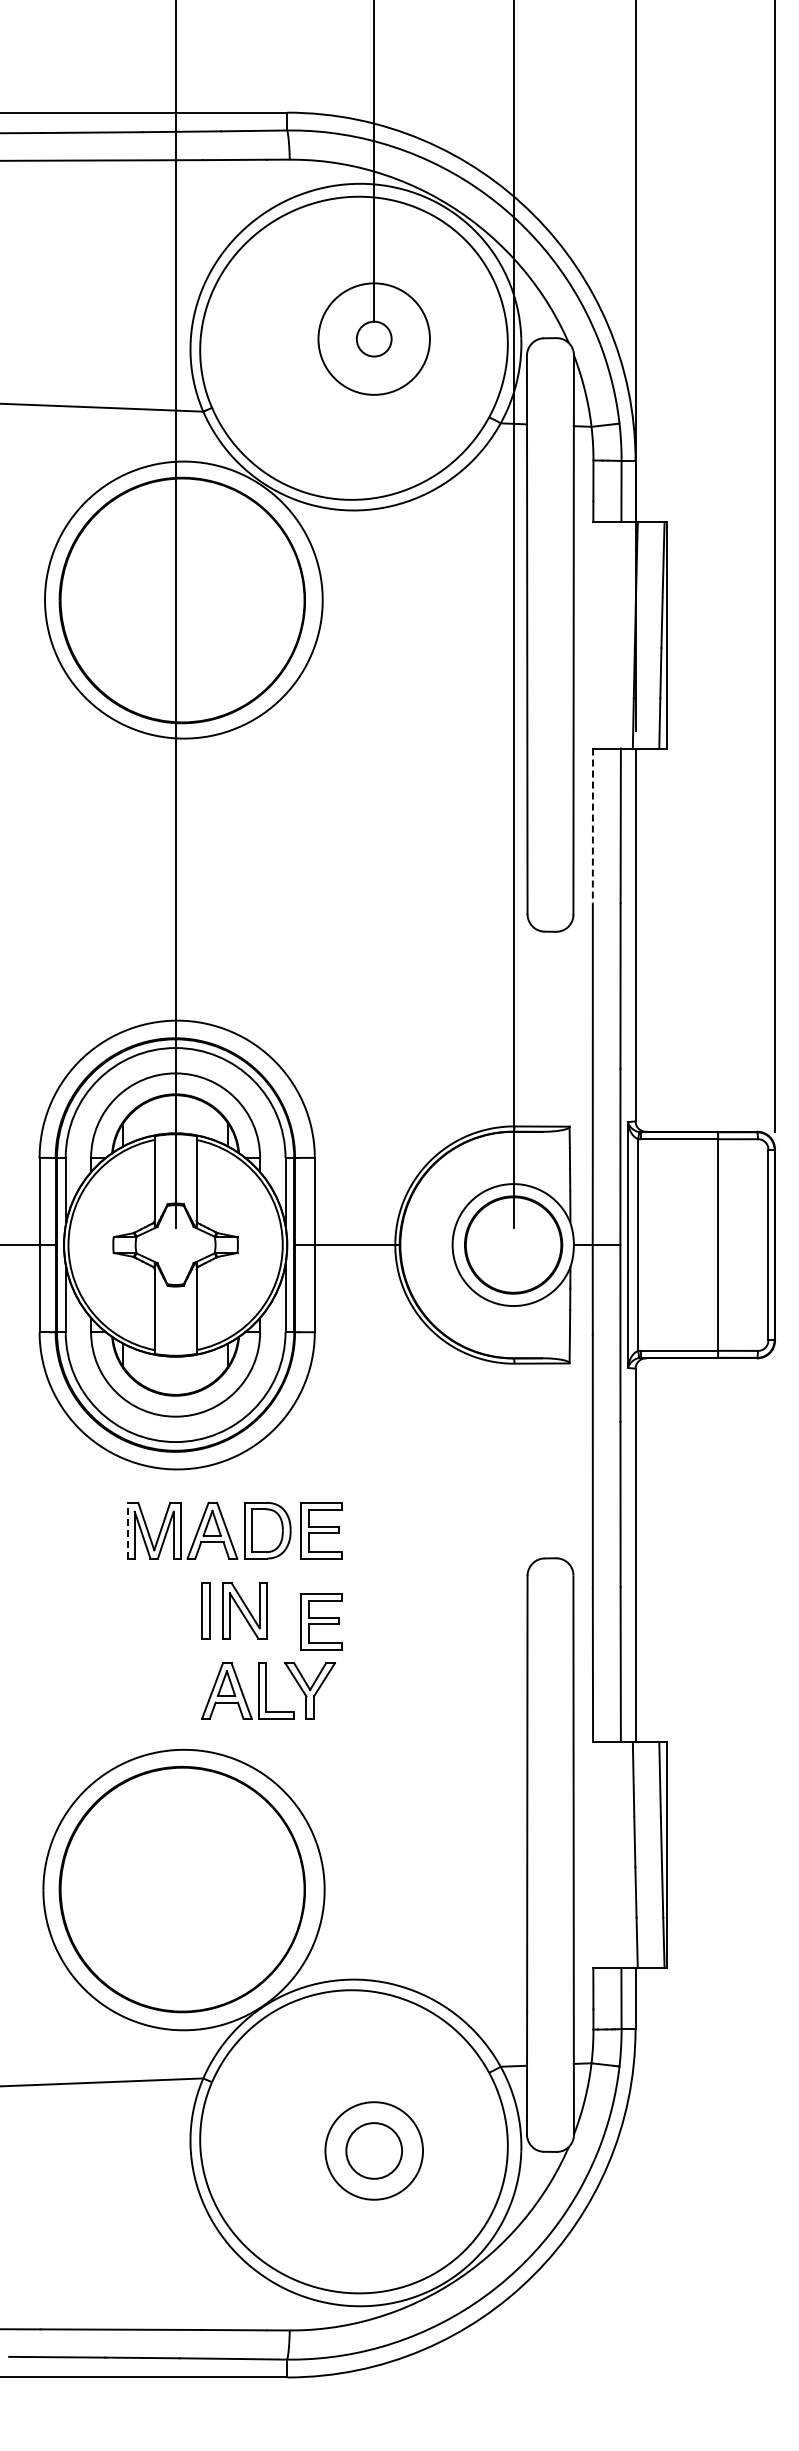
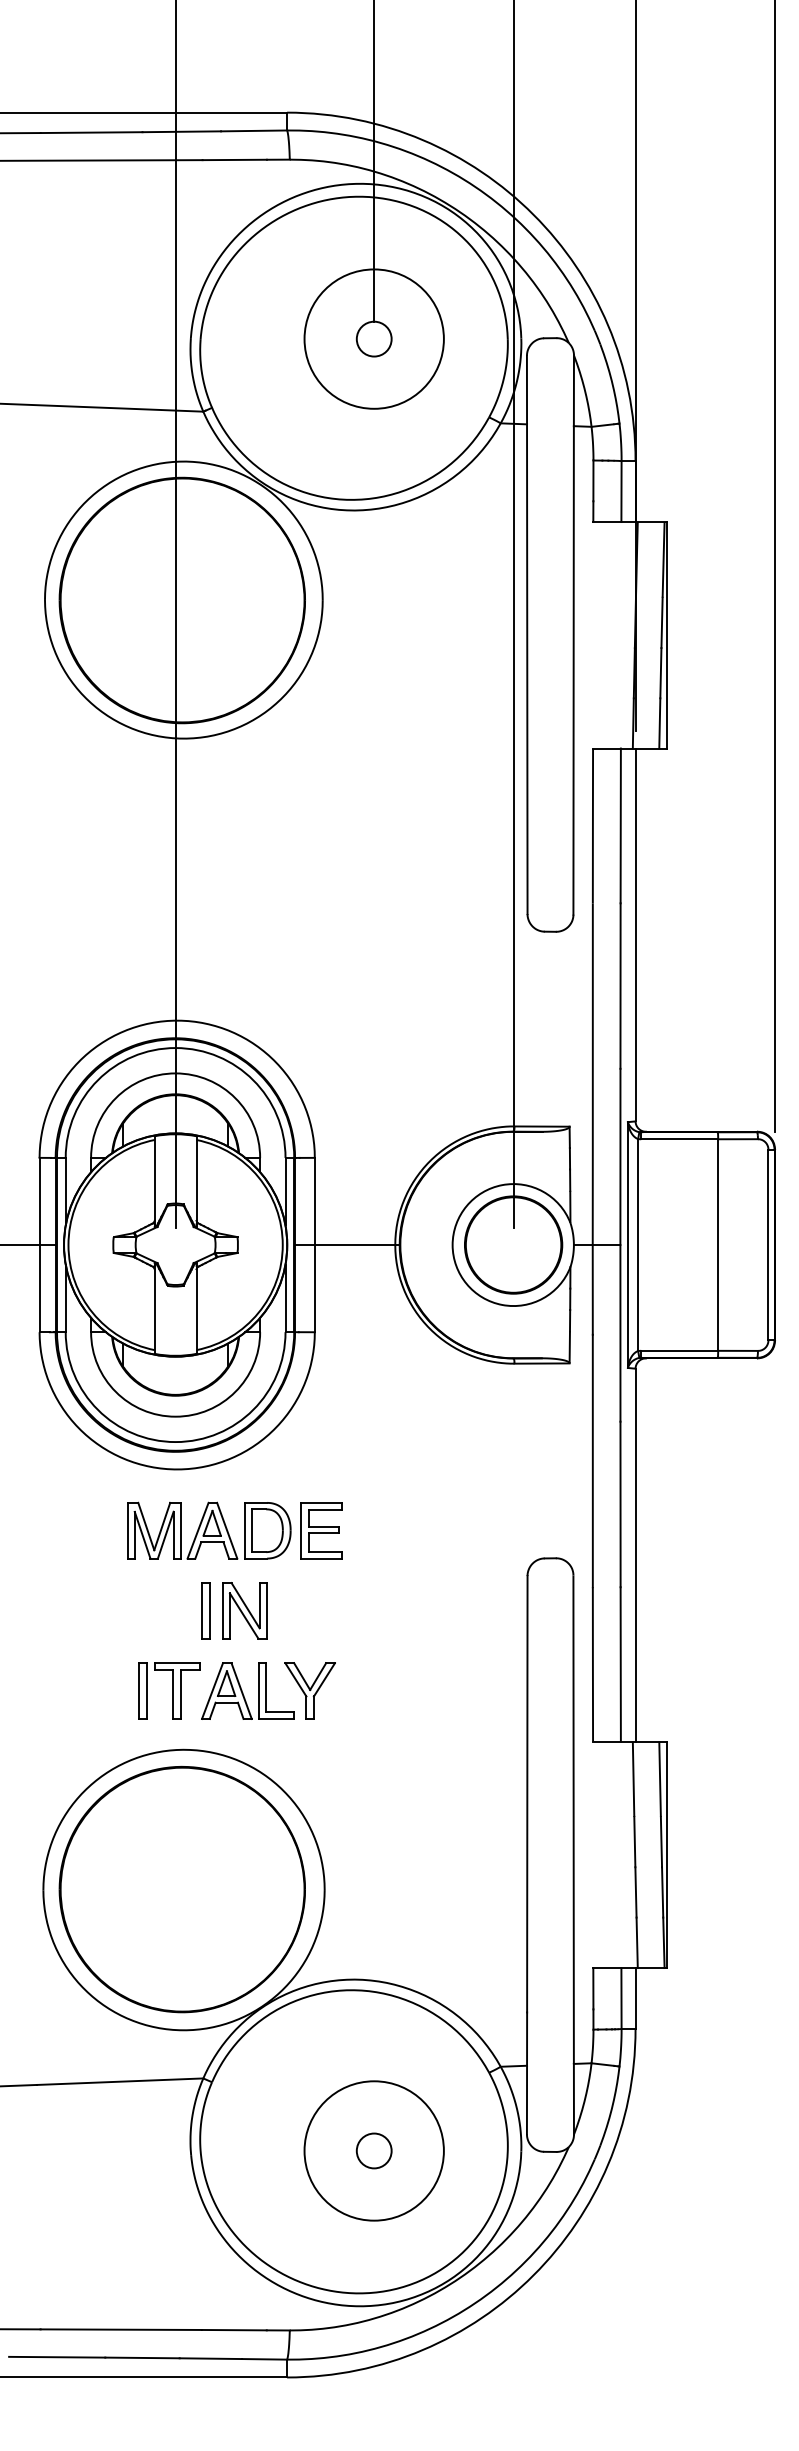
circle diameter: 111 px -> 139 px (373, 338)
line: dashed -> solid (592, 825)
line: dashed -> solid (127, 1530)
part: present -> none (321, 1621)
part: none -> present (169, 1690)
circle diameter: 56 px -> 35 px (373, 2150)
circle diameter: 98 px -> 139 px (373, 2150)
